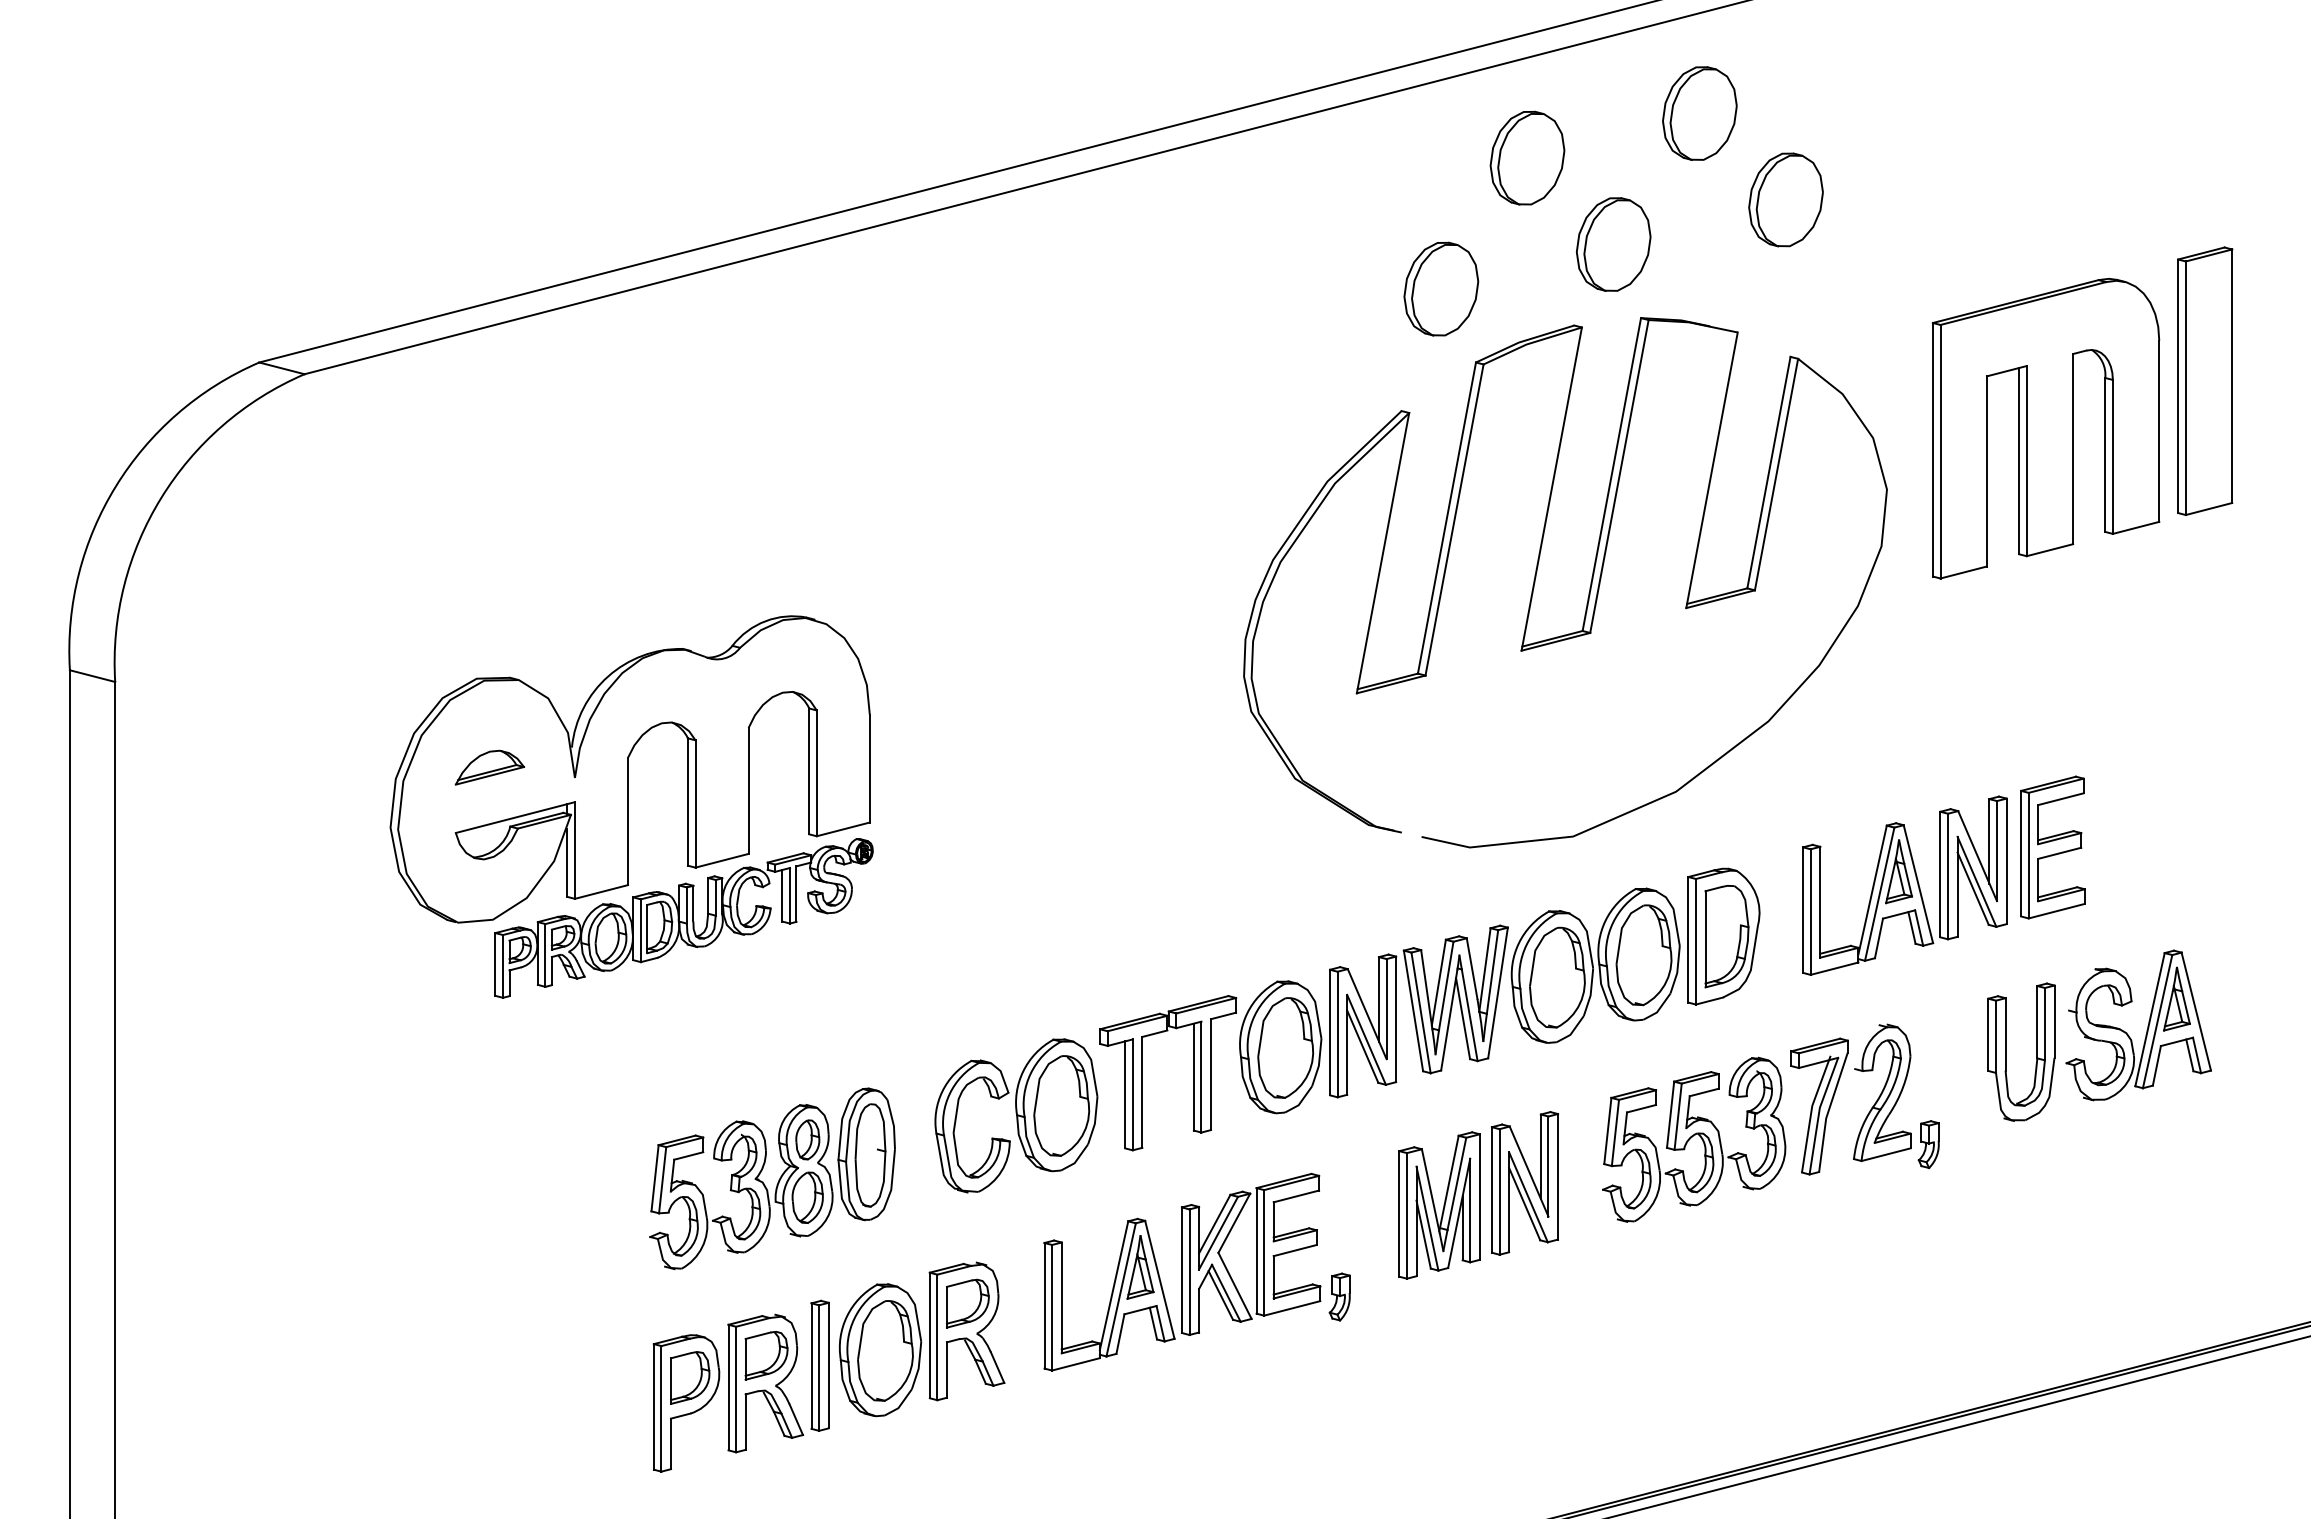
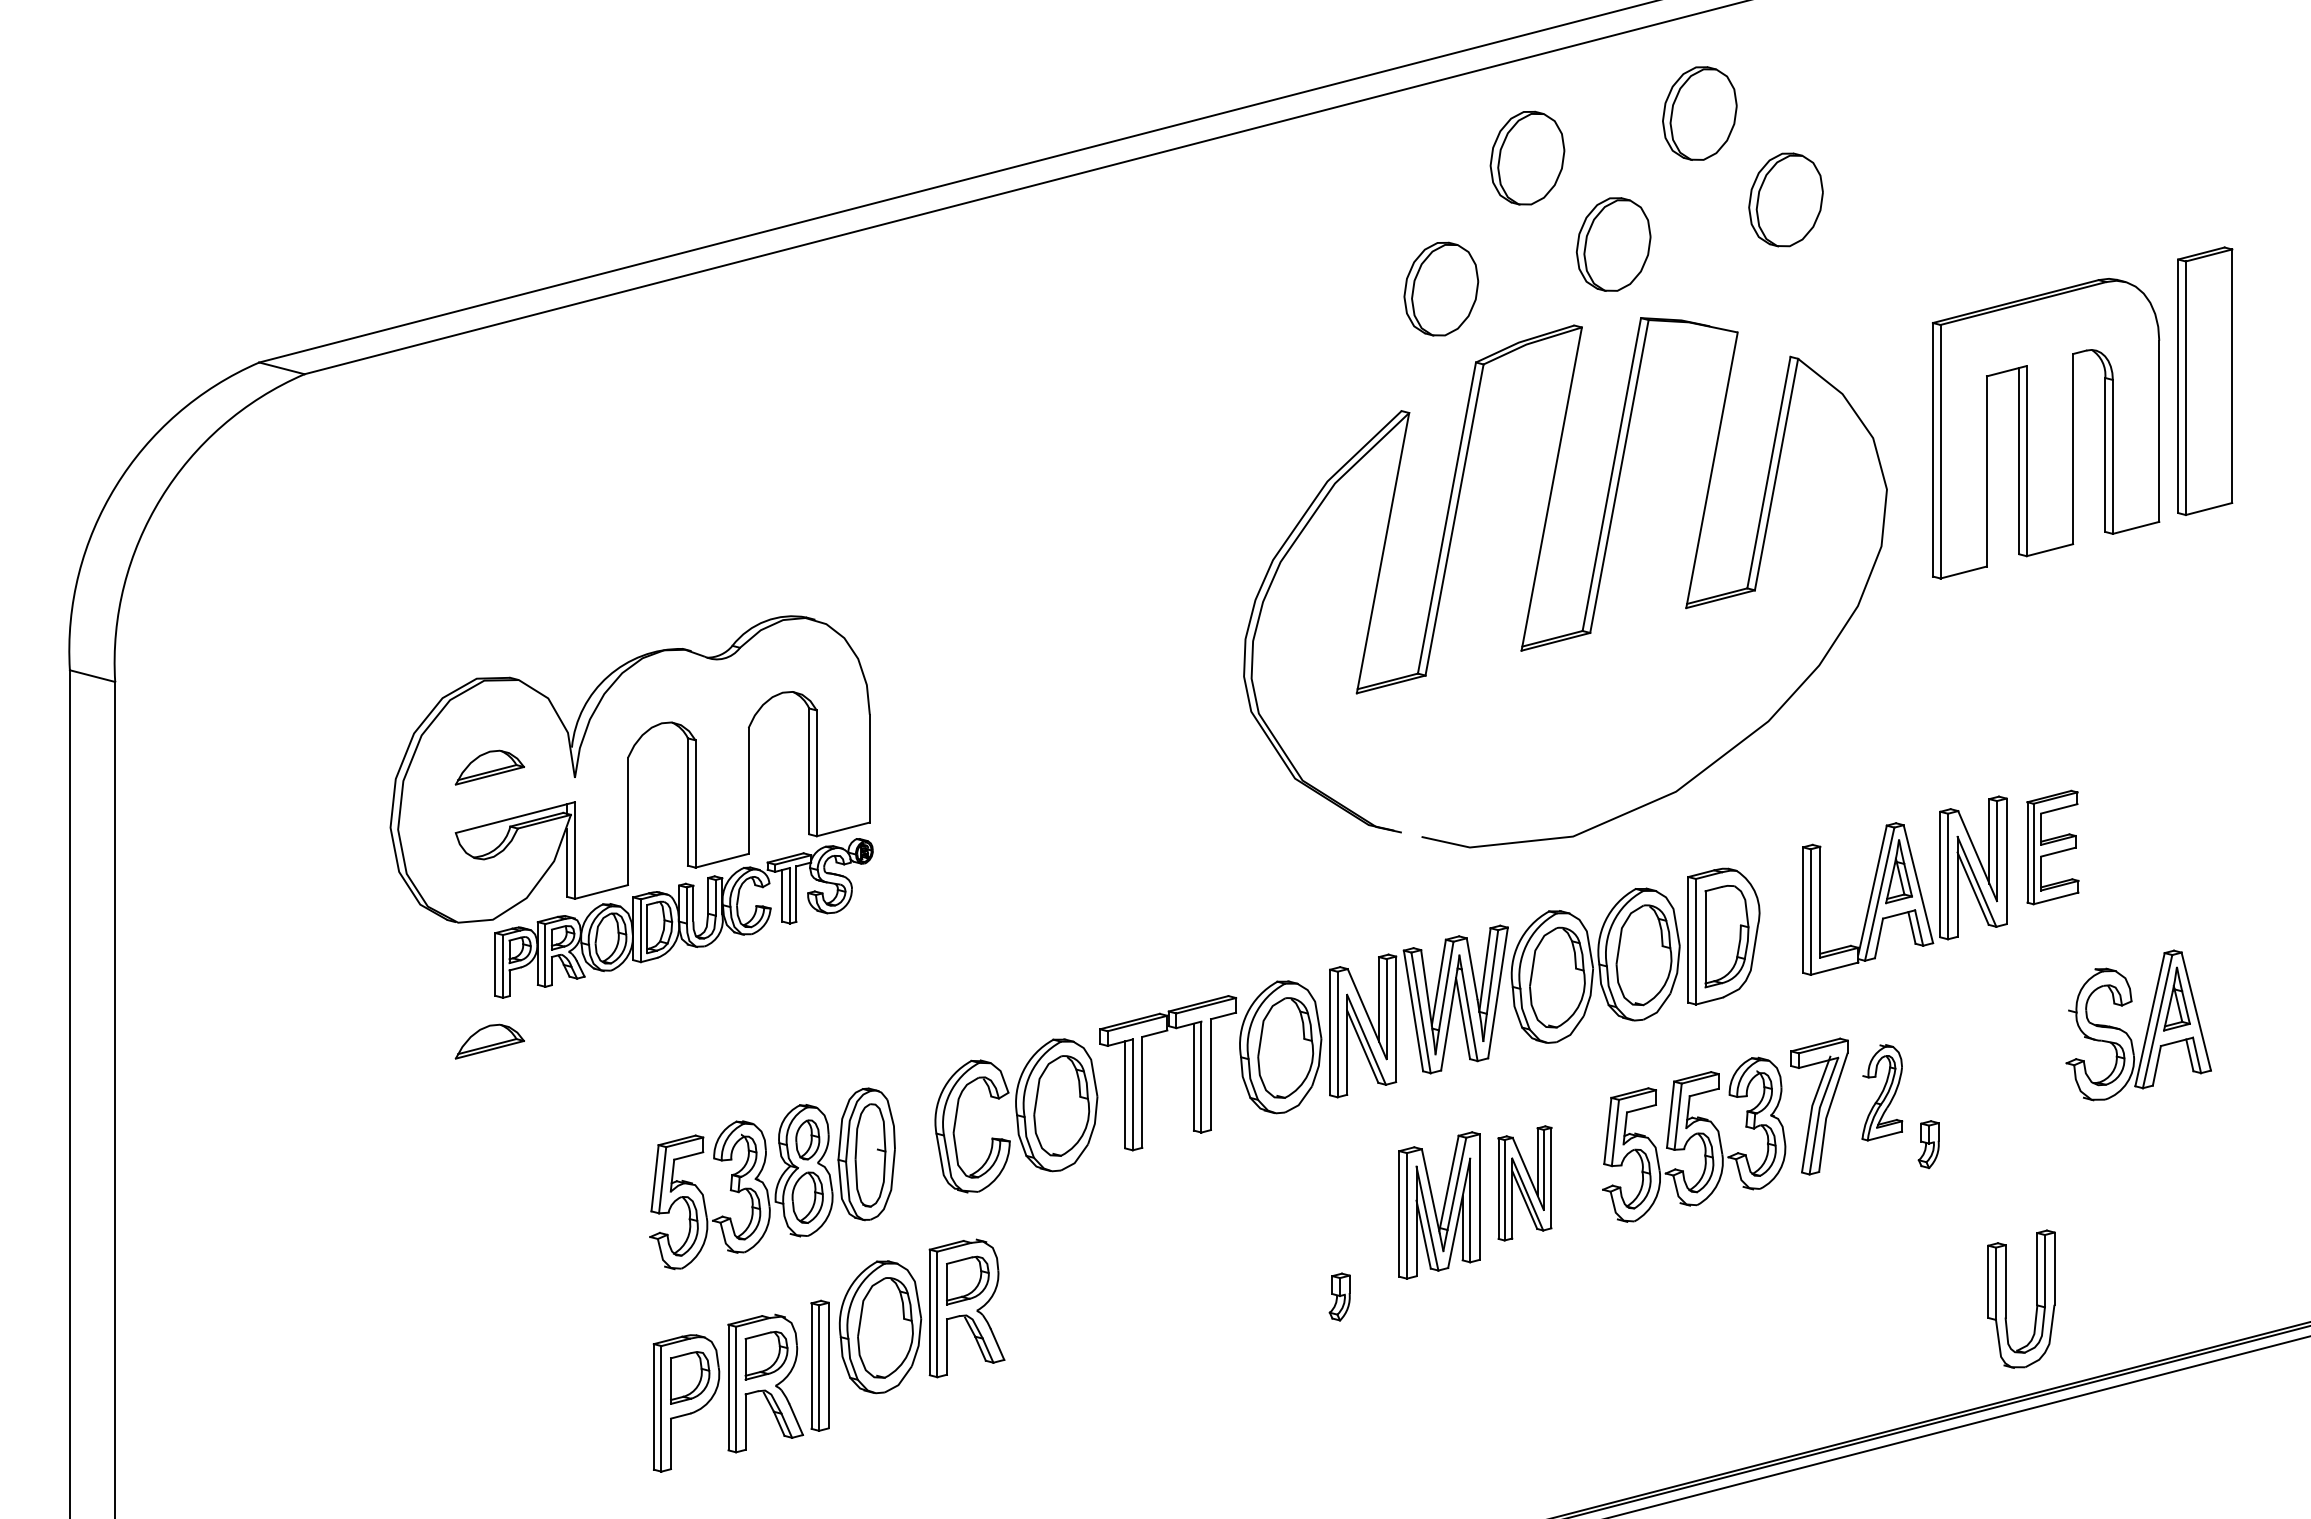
part size: 66x145 px -> 54x117 px (2052, 847)
part: none -> present (489, 1041)
part position: (2006, 1051) -> (2006, 1298) (2006, 1298)
part size: 59x139 px -> 43x98 px (1882, 1092)
part size: 68x145 px -> 56x117 px (1524, 1183)
part: present -> none (1182, 1271)
part position: (921, 1339) -> (921, 1316) (921, 1316)
